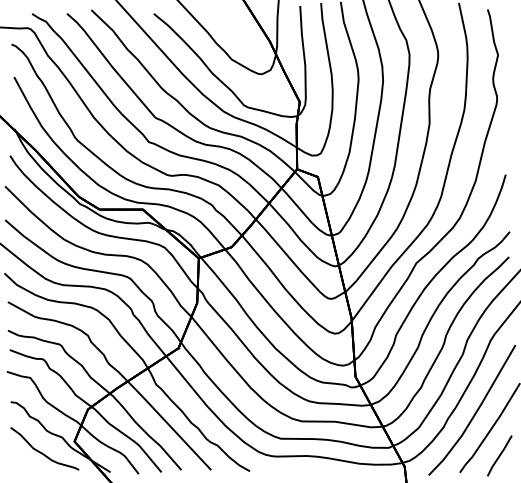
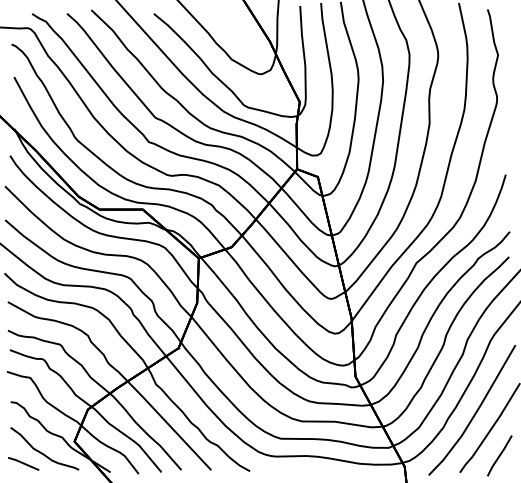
line: none -> present (23, 463)
